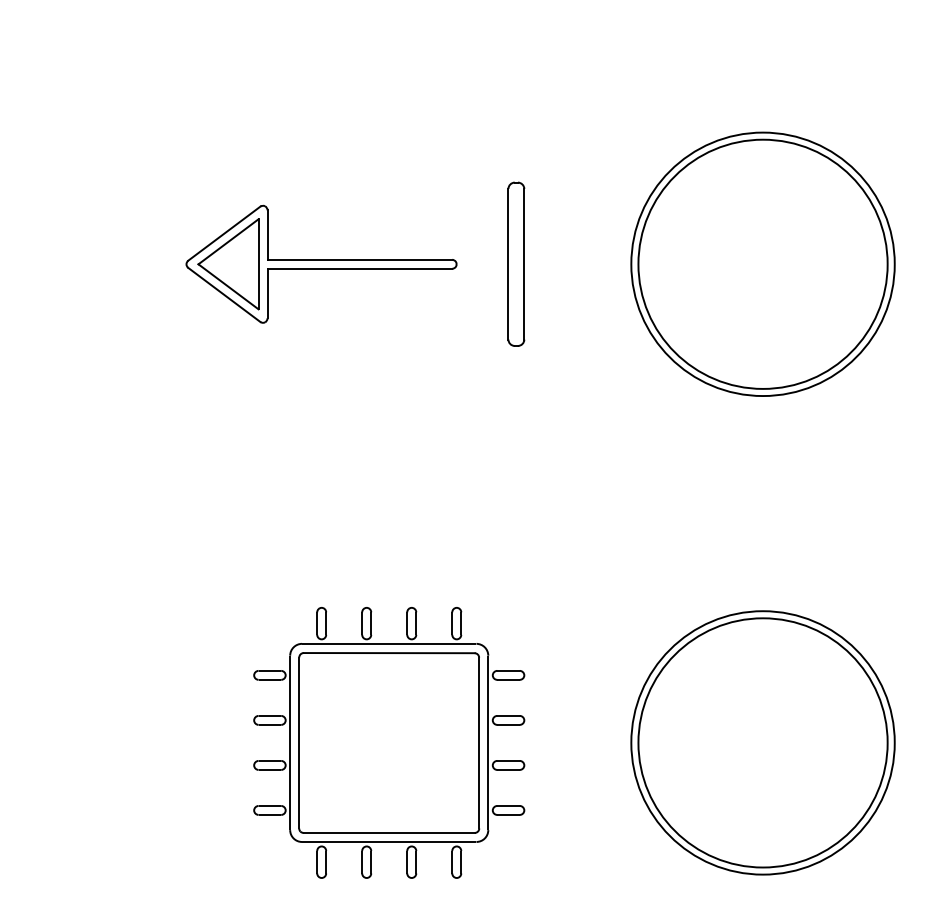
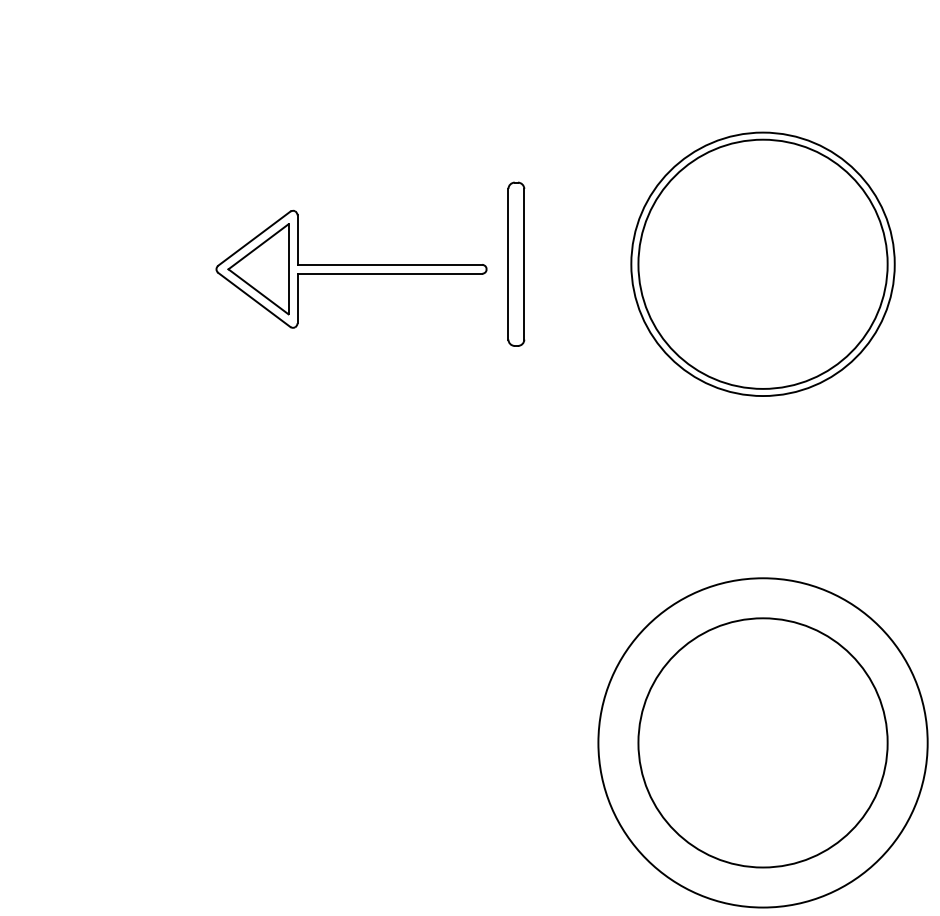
part position: (321, 263) -> (351, 268) (351, 268)
part: present -> none (389, 742)
circle diameter: 263 px -> 329 px (762, 742)
